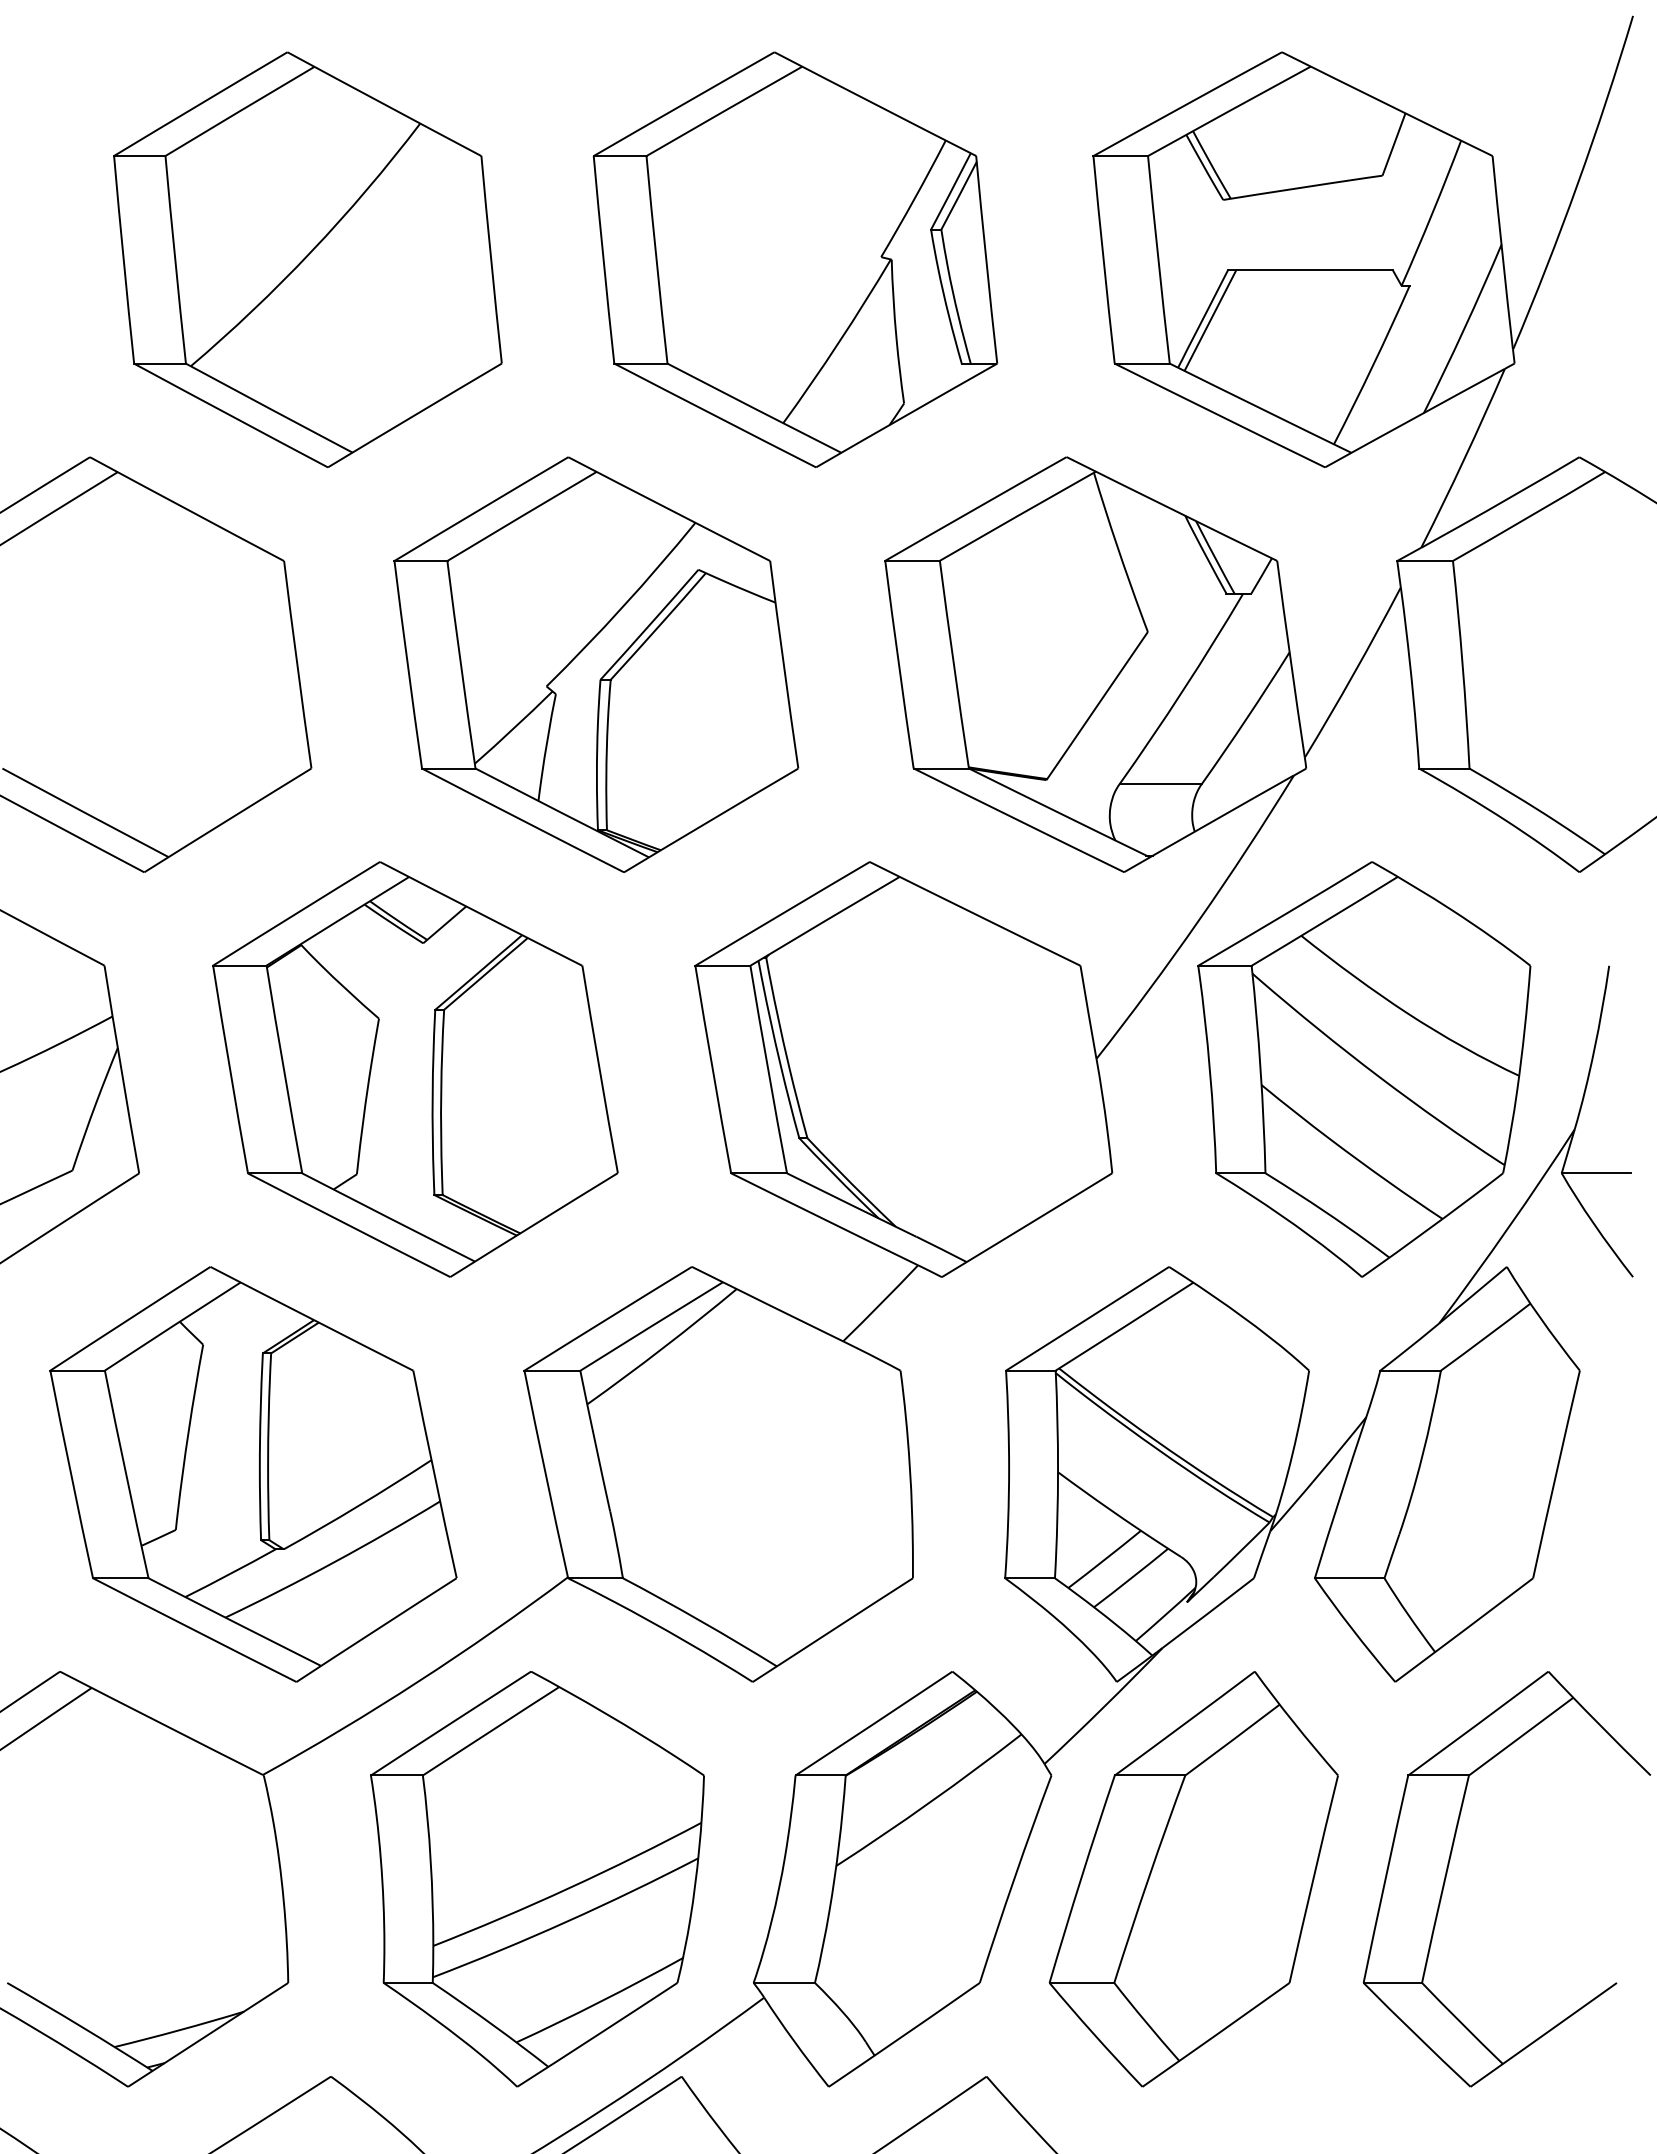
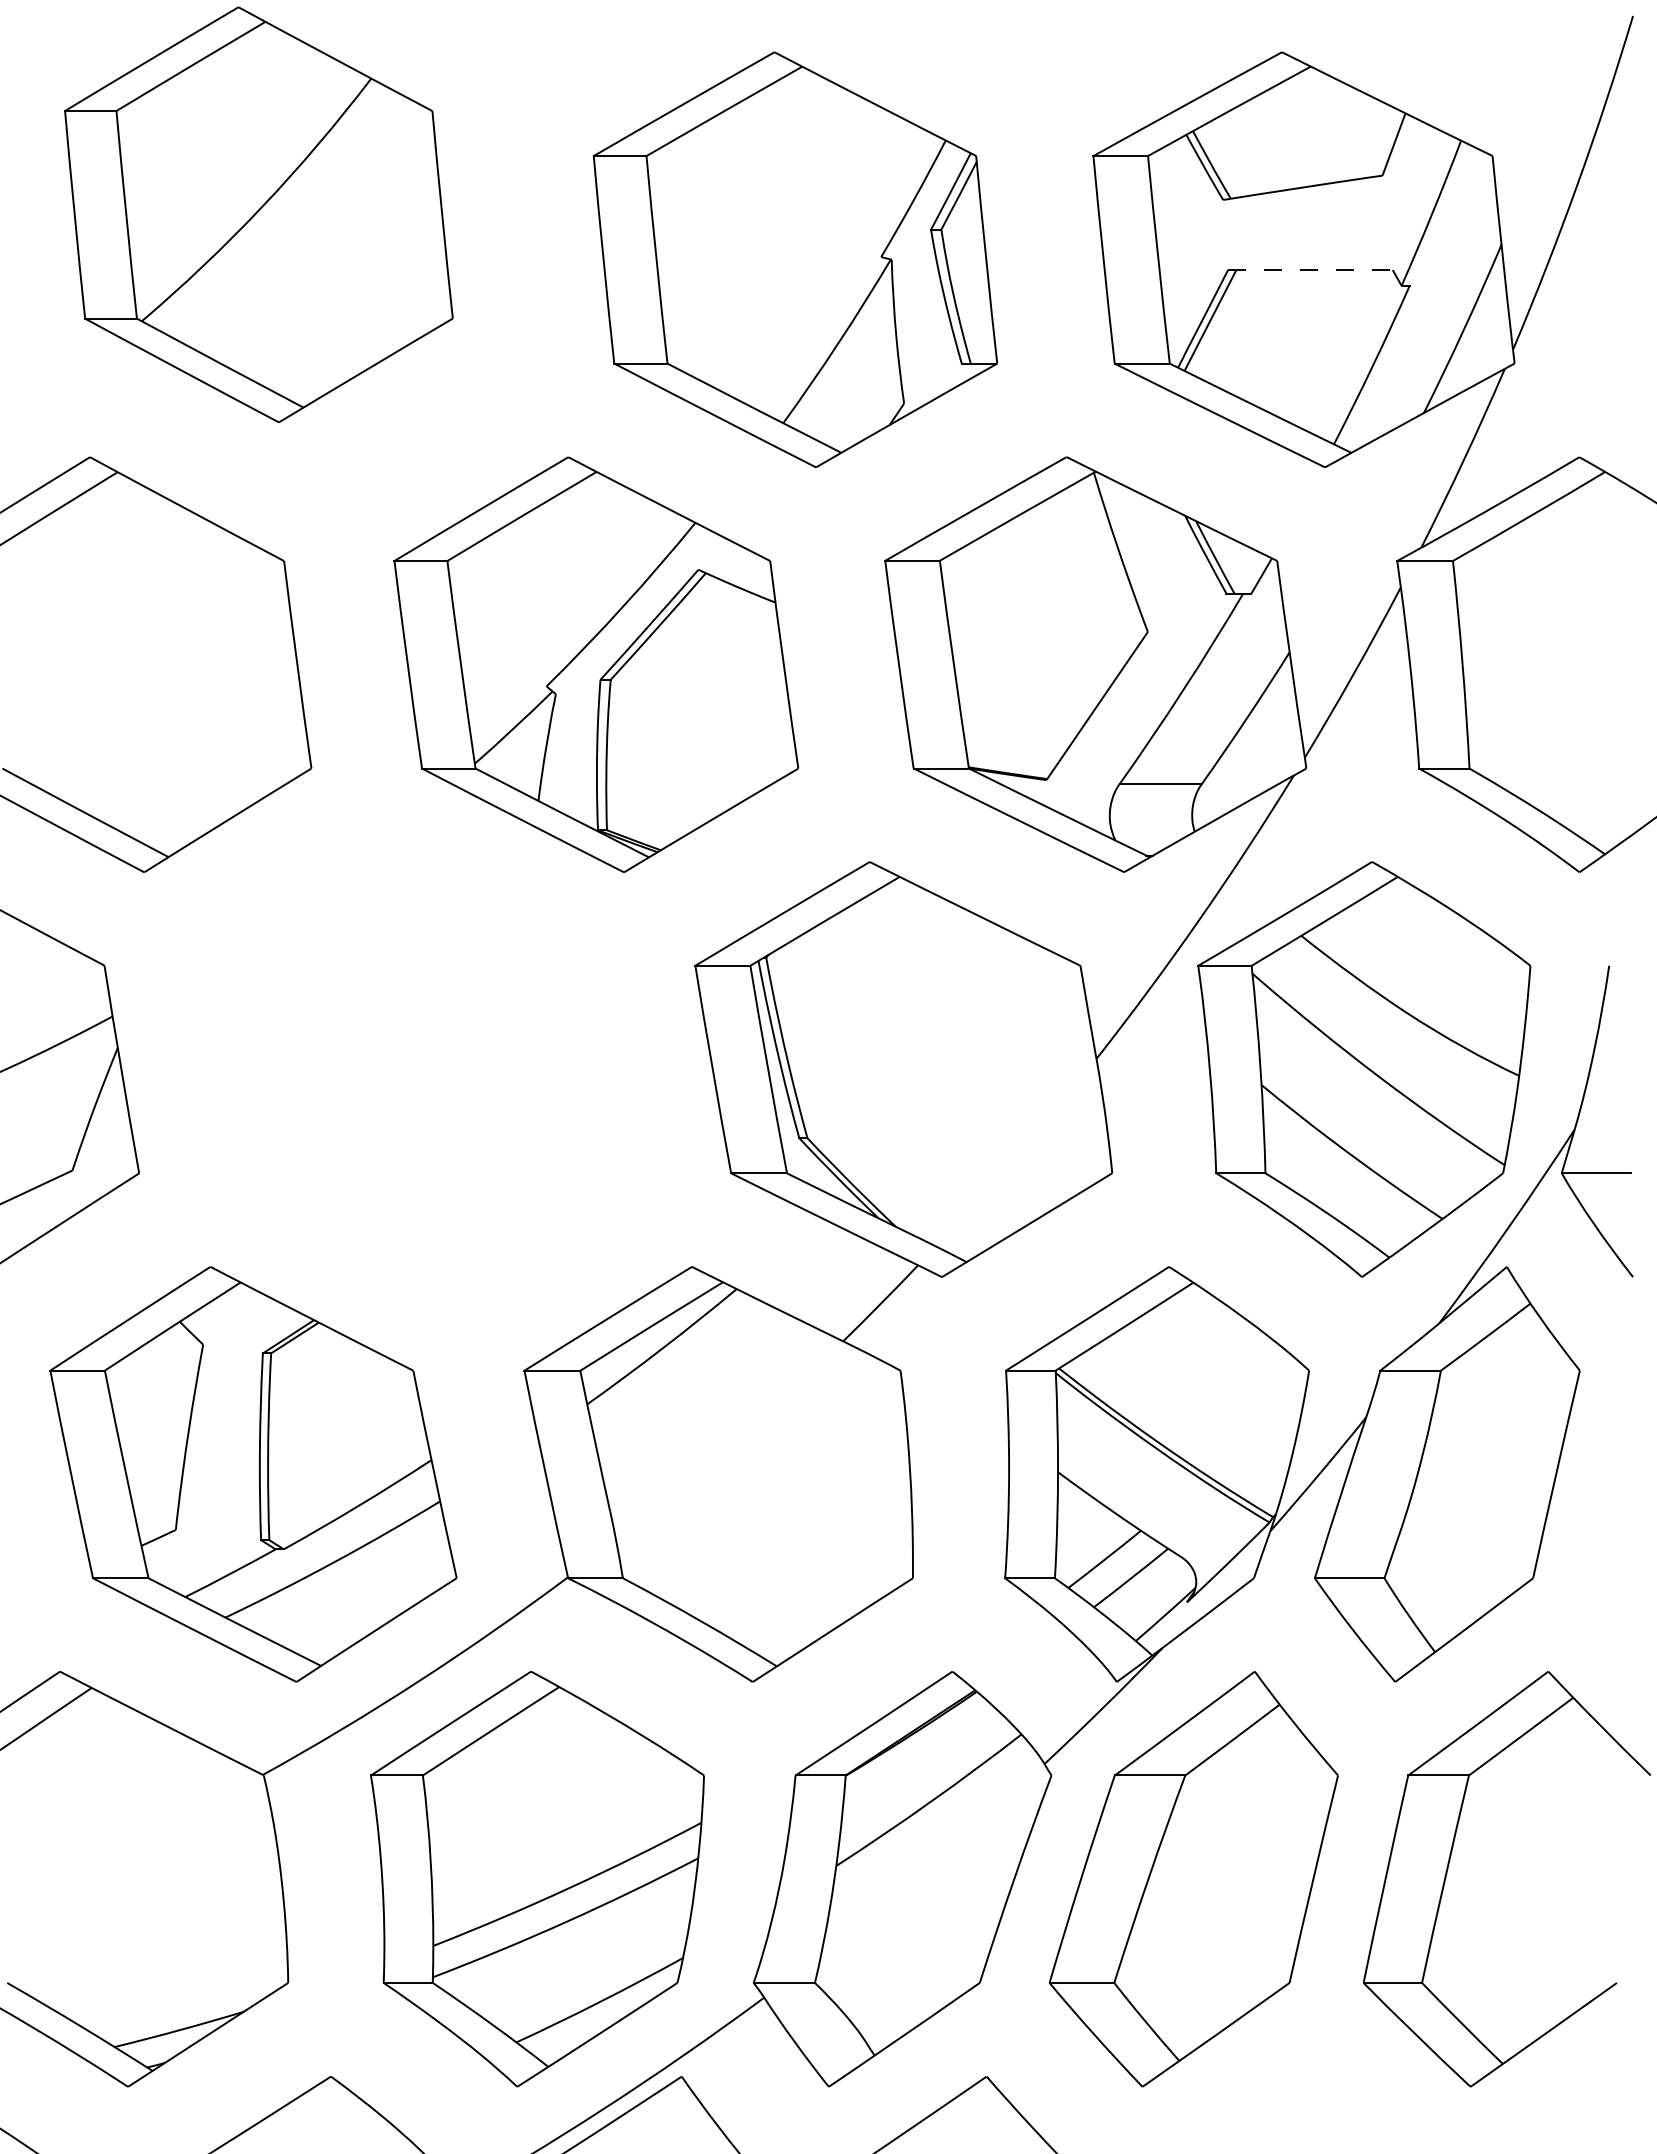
part position: (307, 259) -> (258, 214) (258, 214)
line: solid -> dashed (1310, 270)
part: present -> none (415, 1069)
